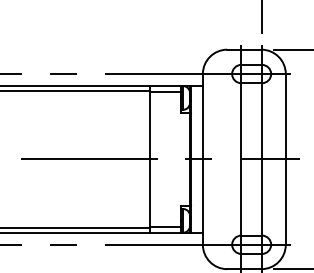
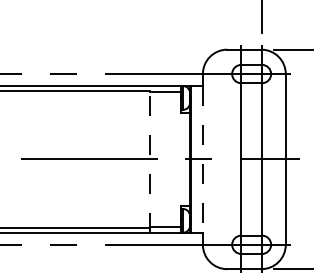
line: solid -> dashed (149, 158)
line: solid -> dashed (202, 159)
